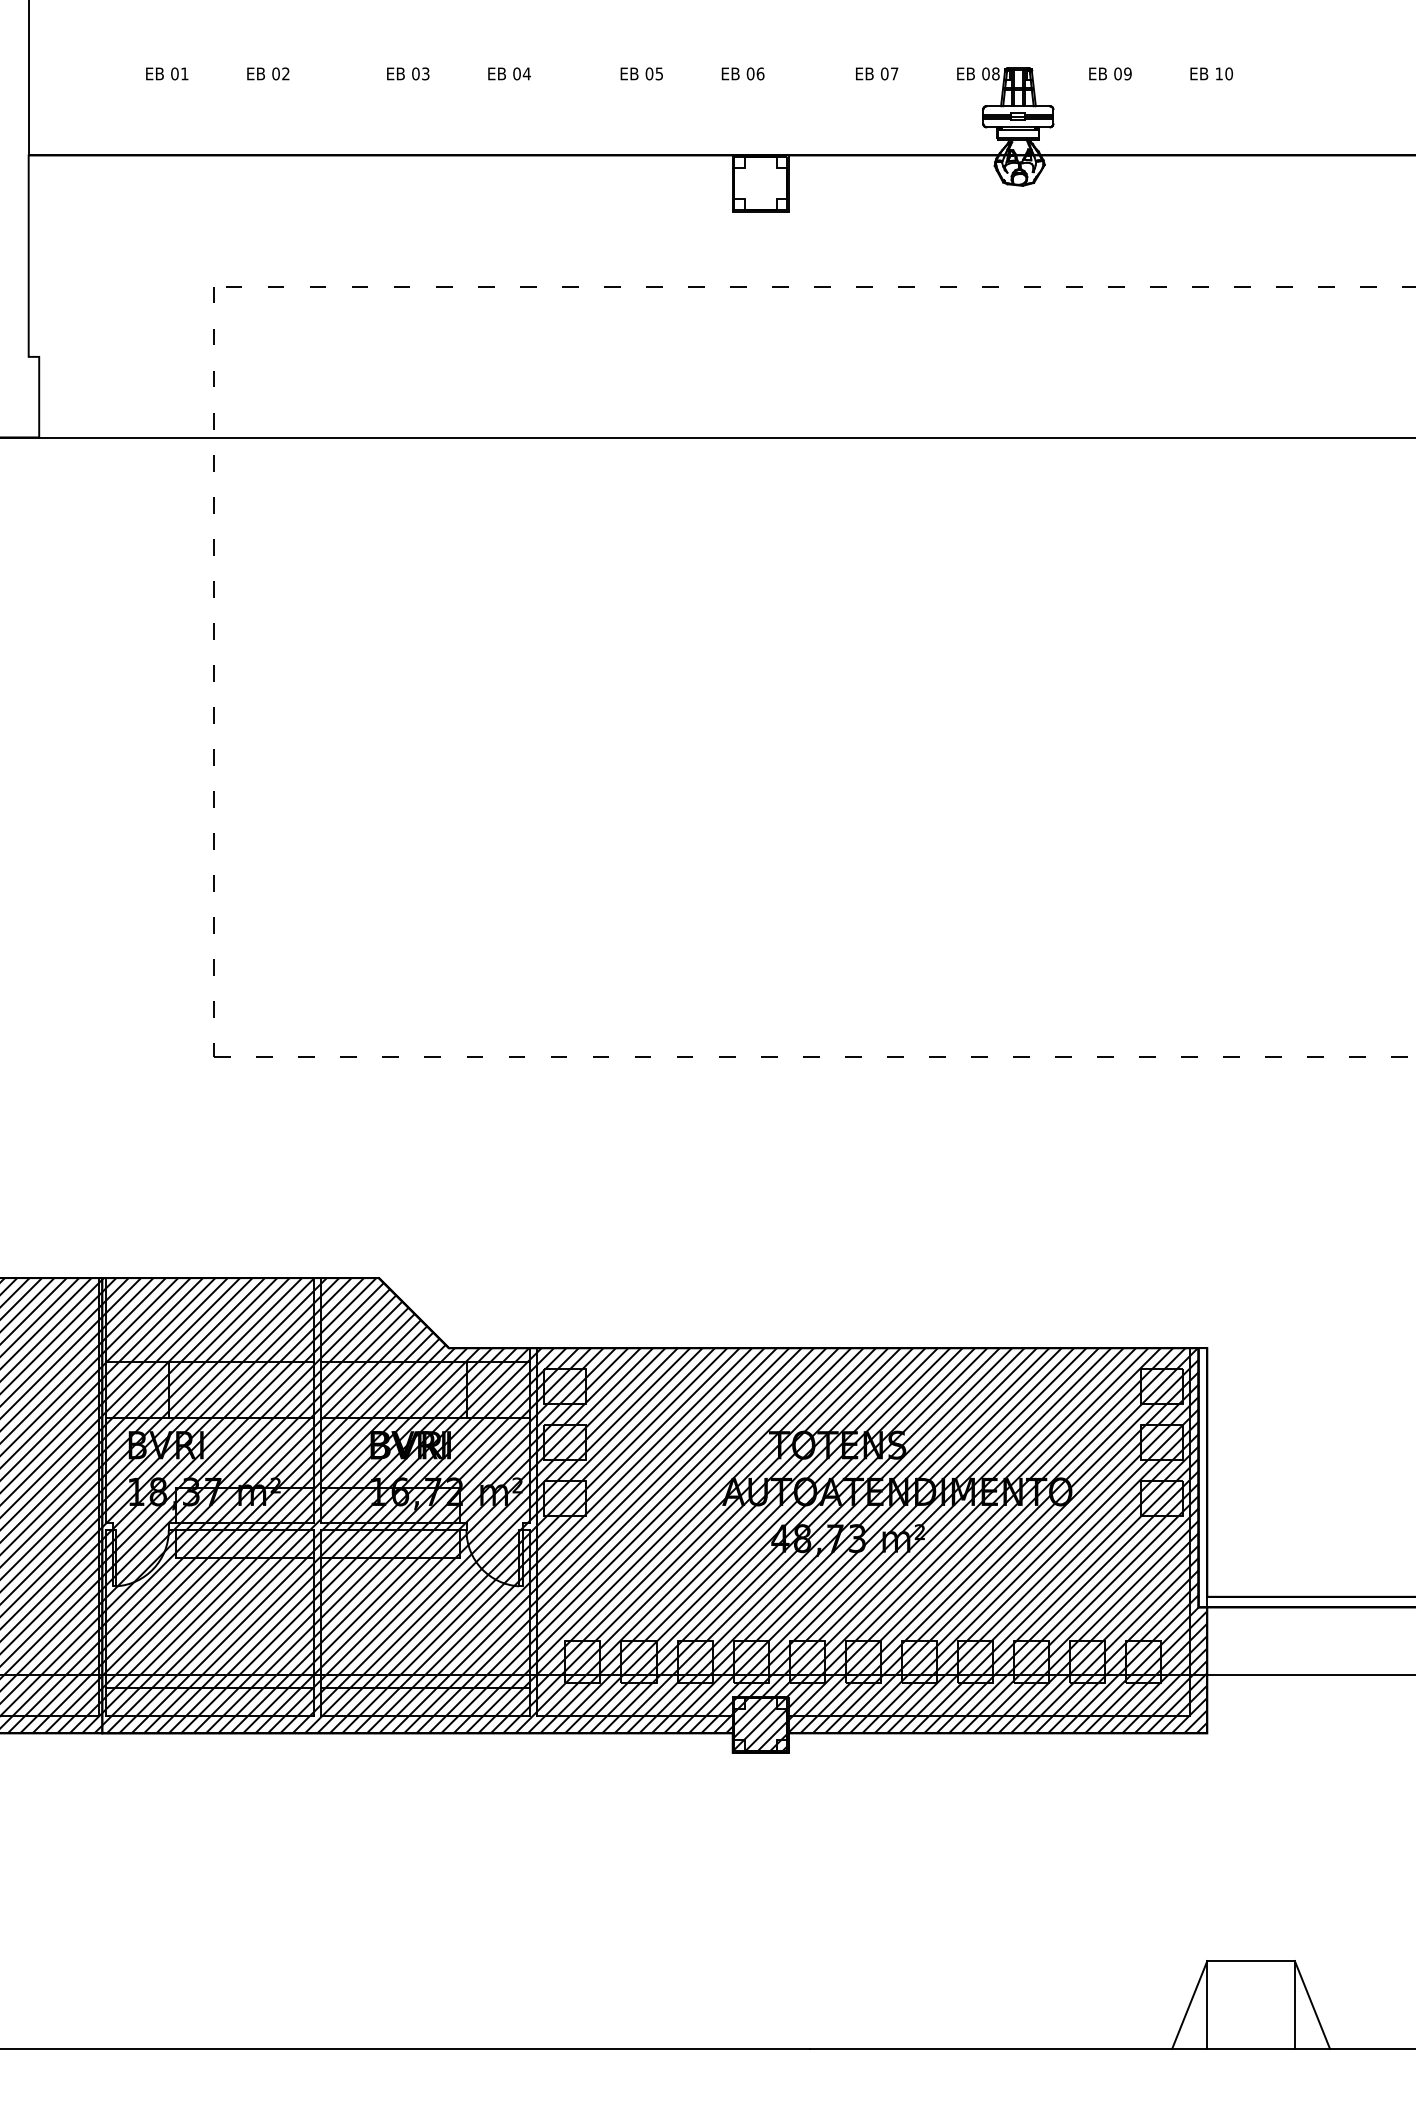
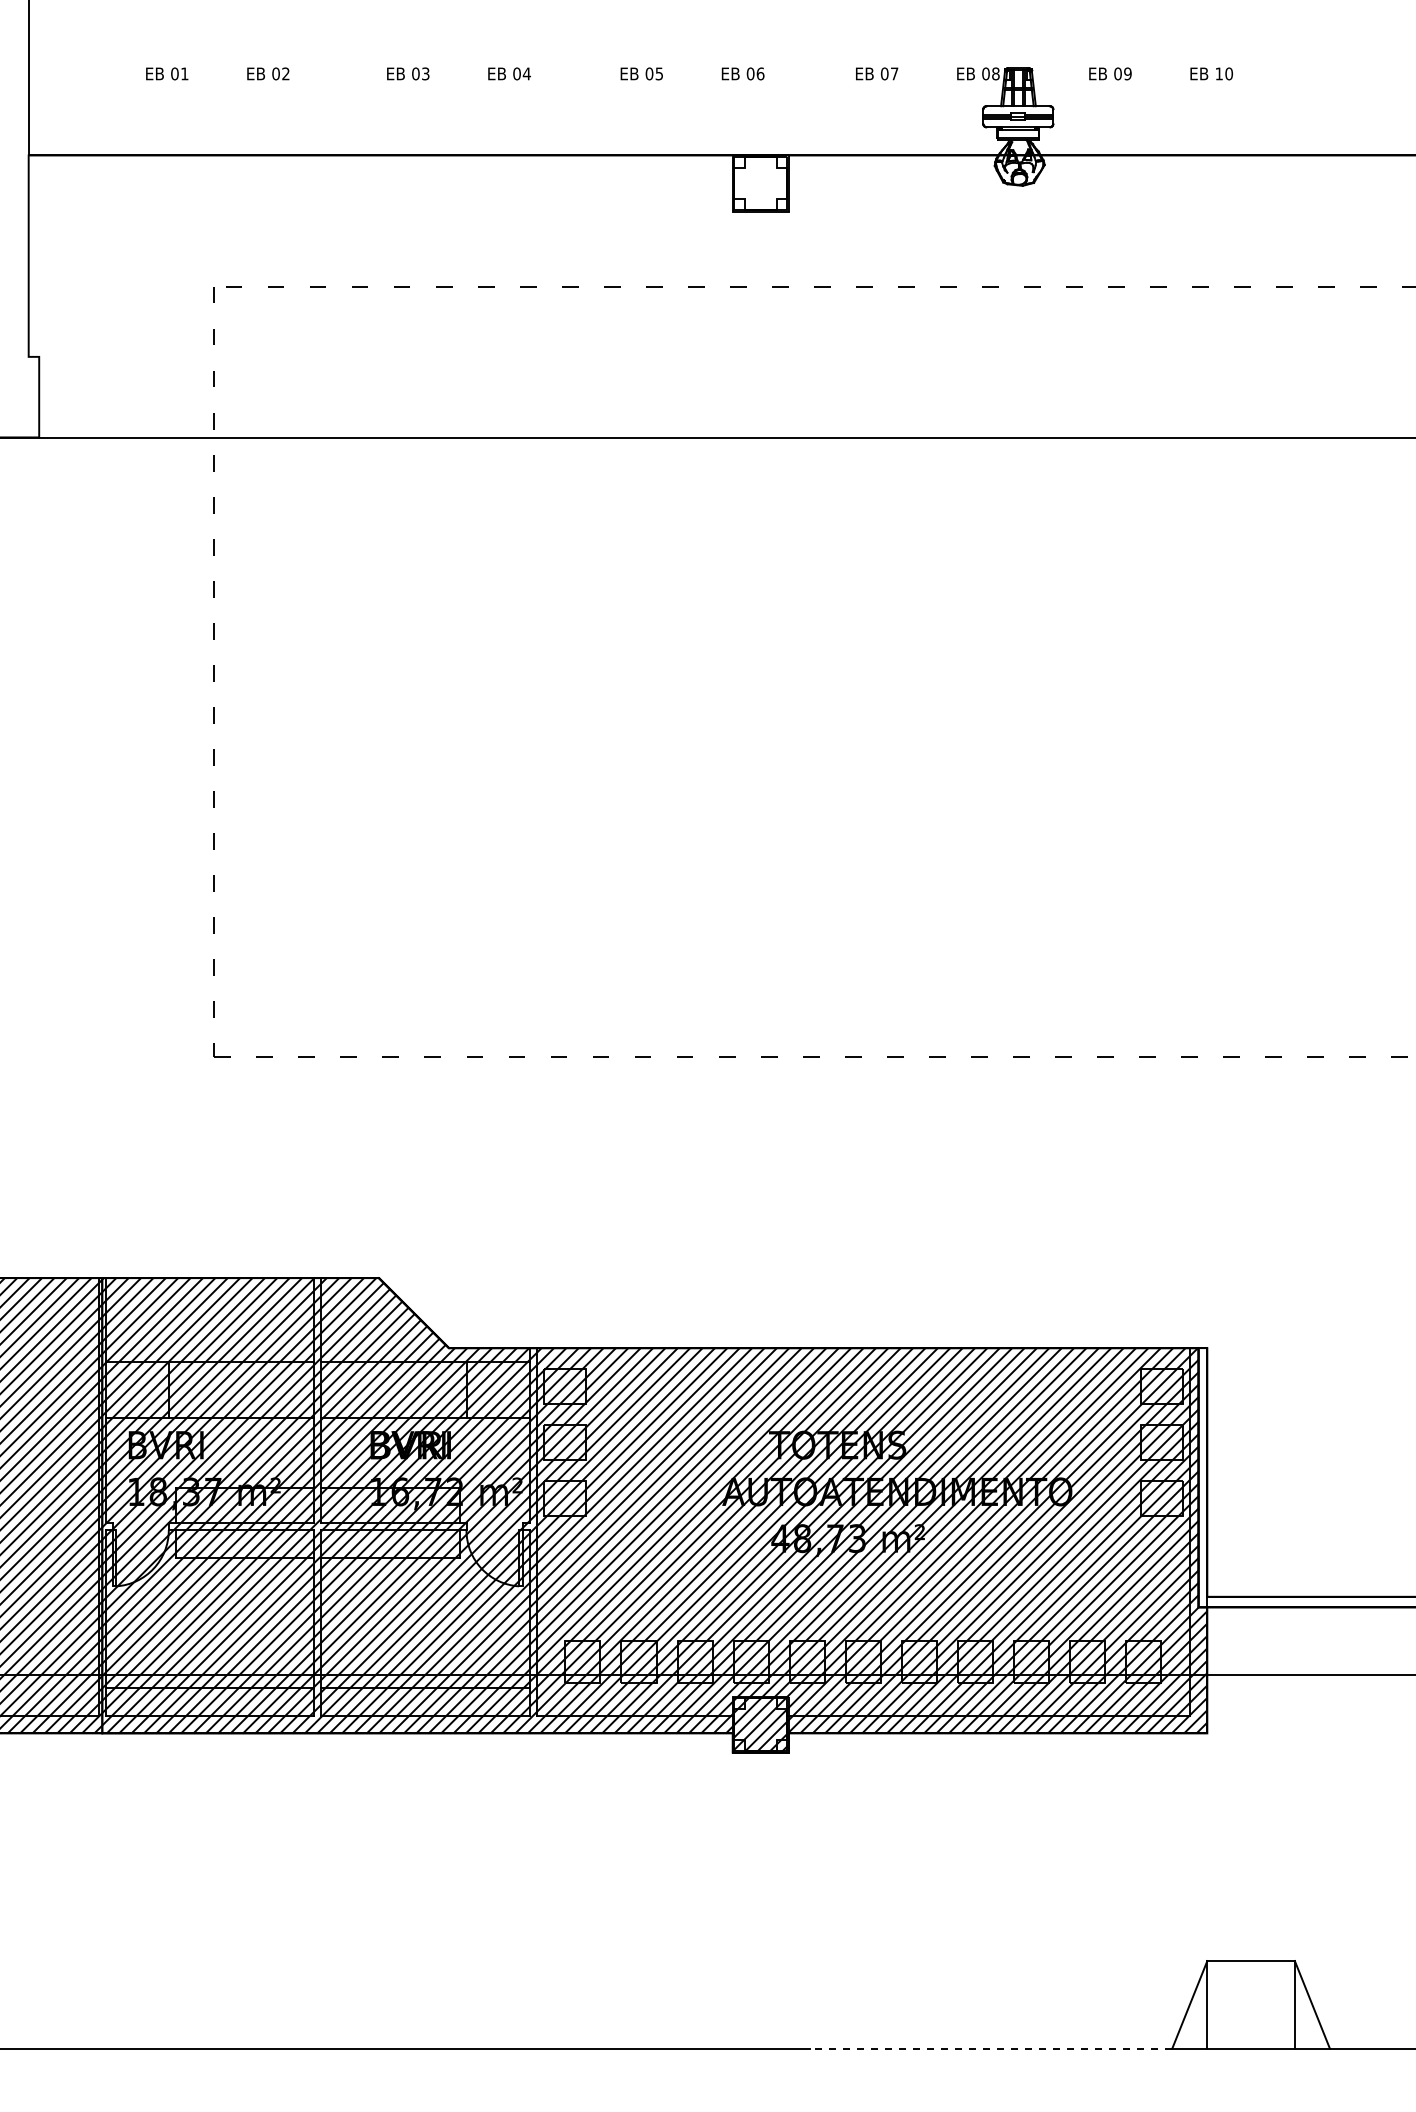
line: solid -> dashed (990, 2048)
